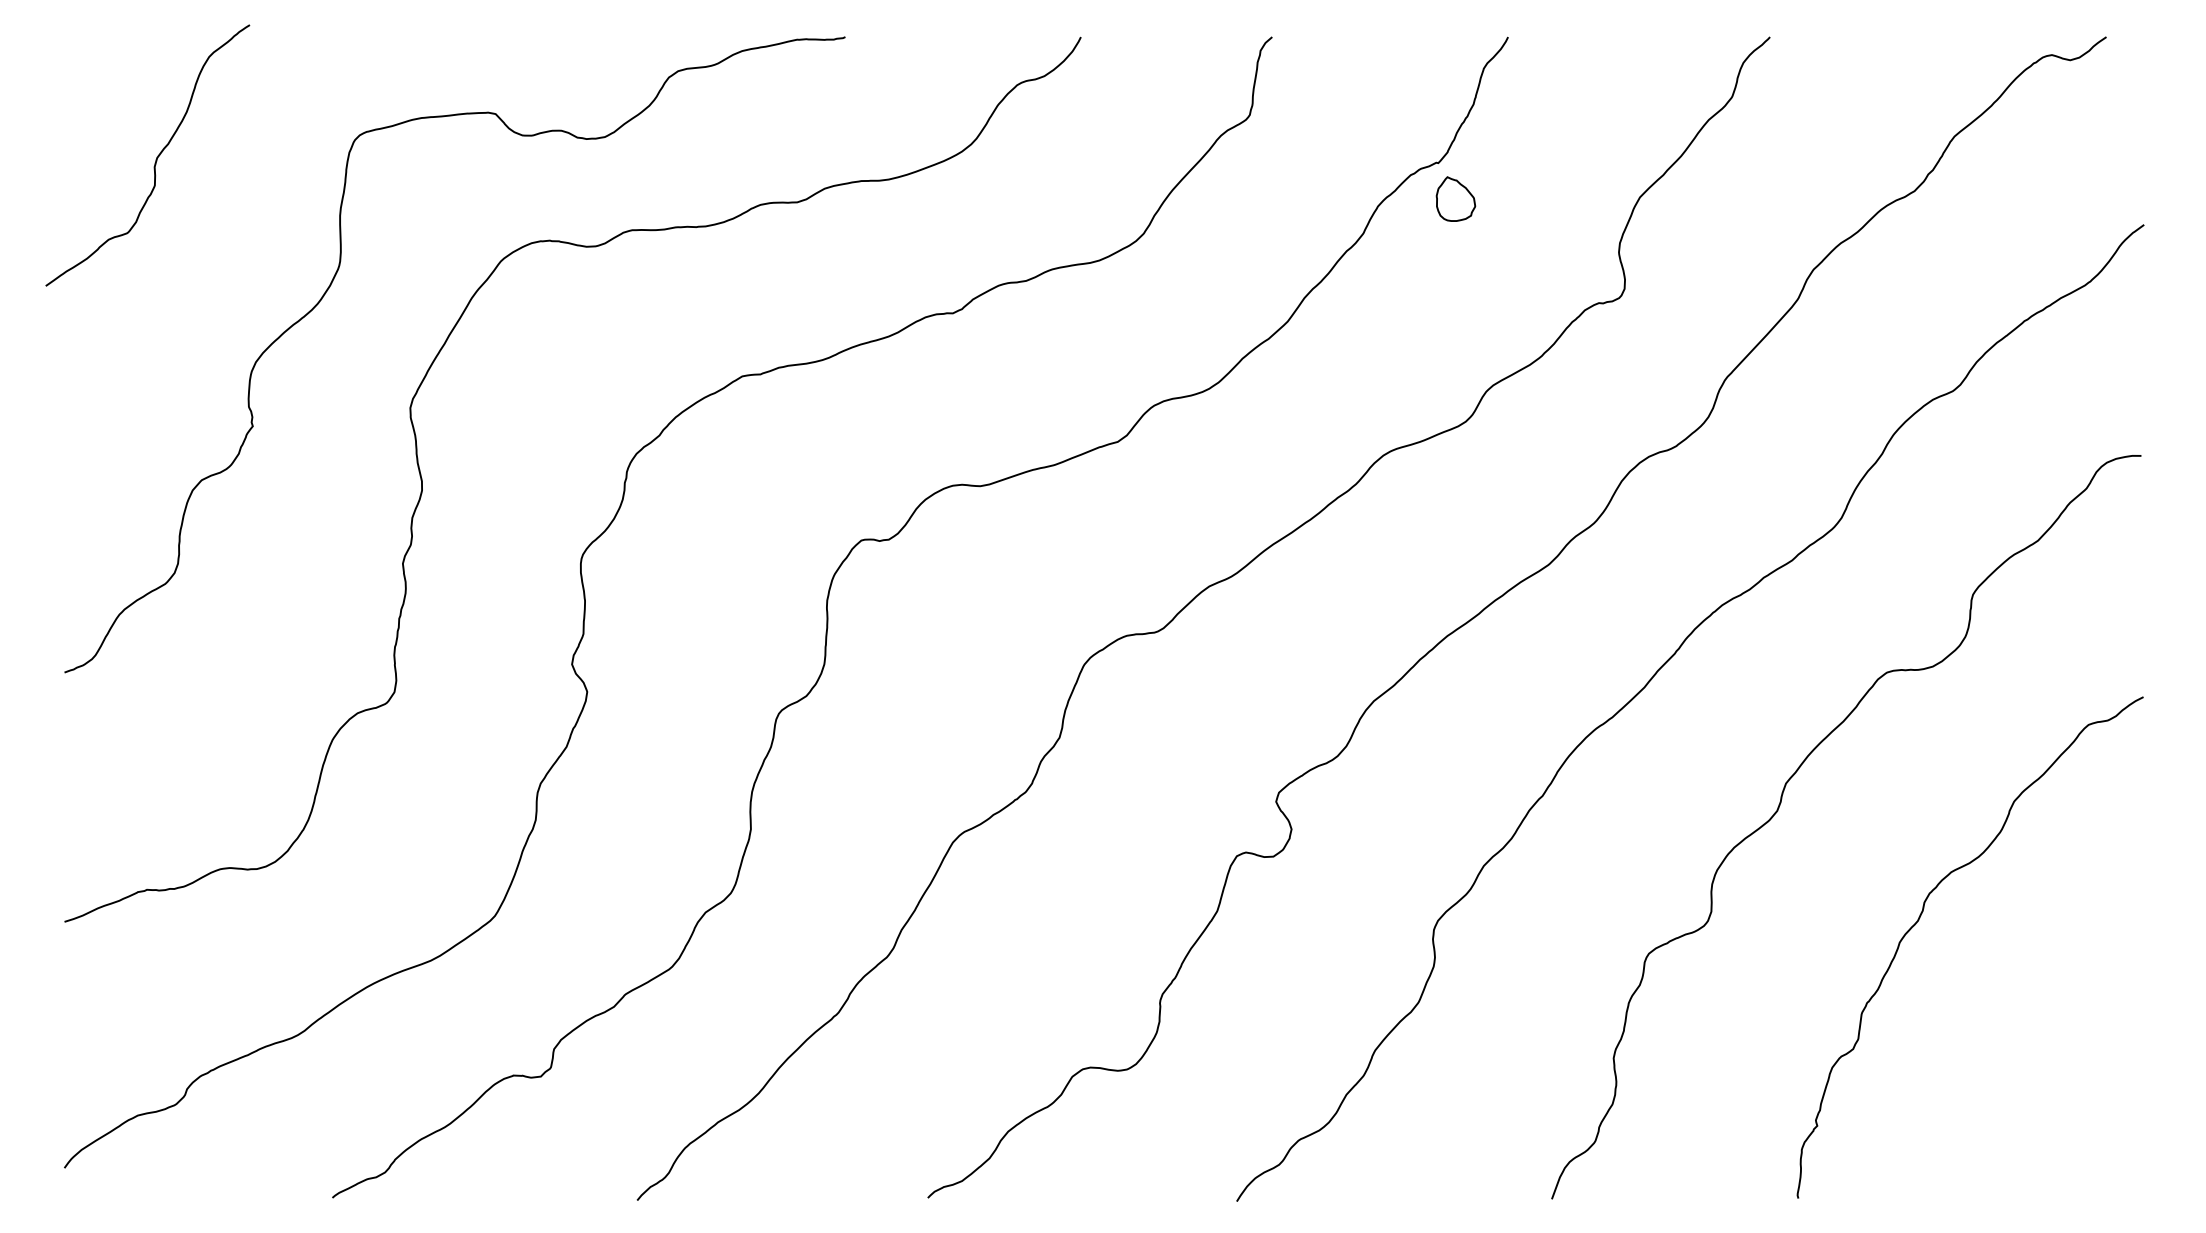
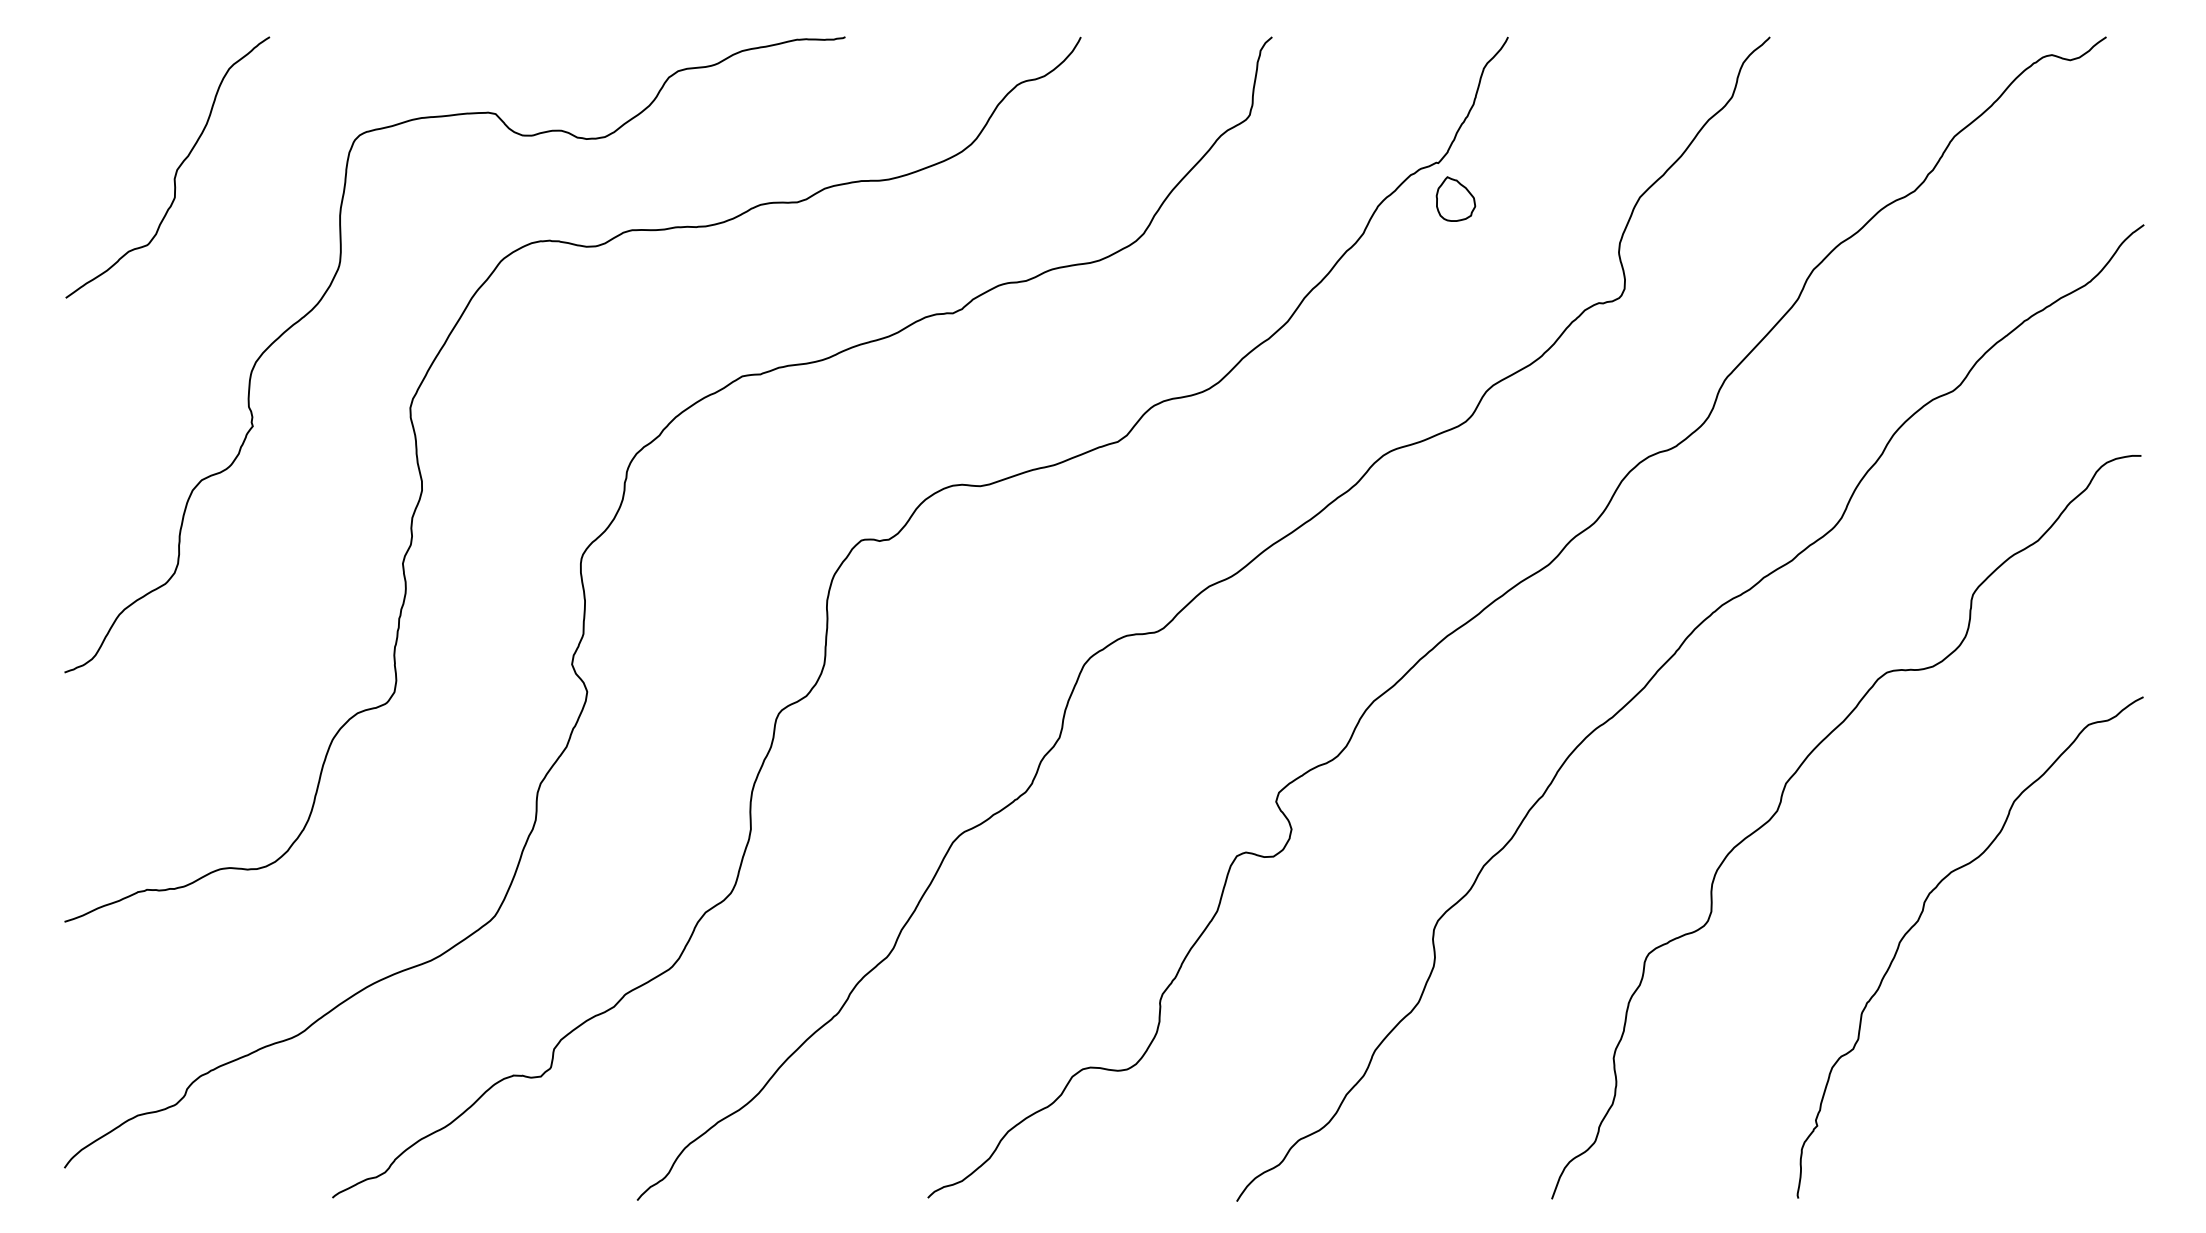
curve position: (155, 159) -> (175, 171) (175, 171)
